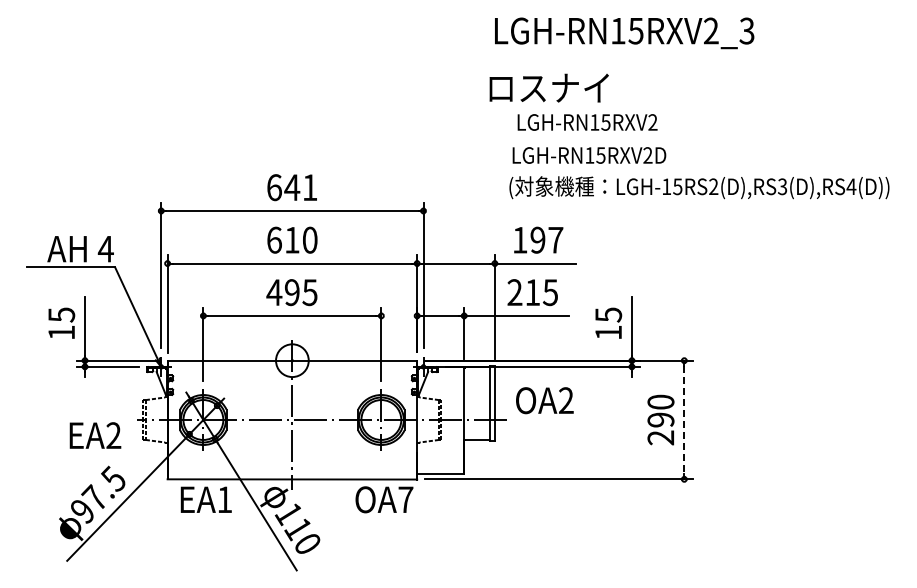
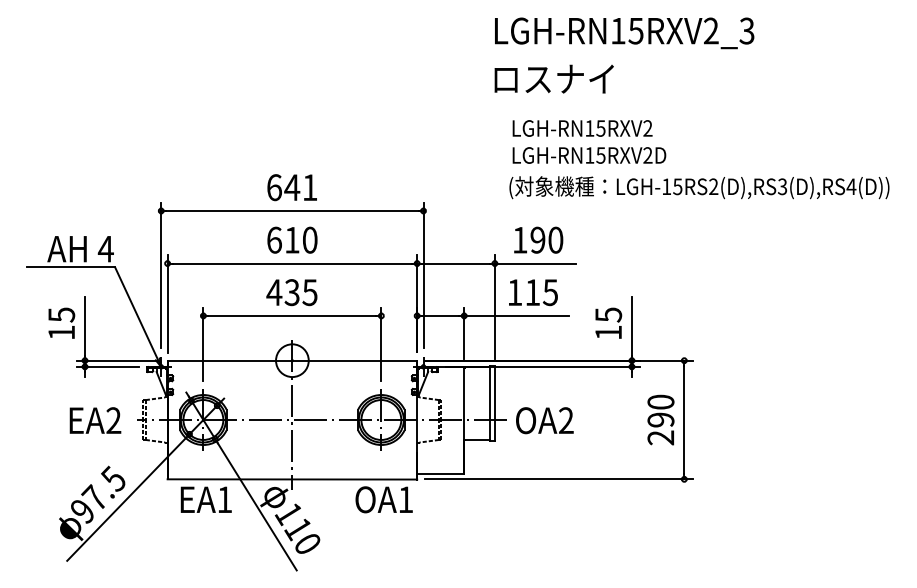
text position: (548, 87) -> (553, 78) (553, 78)
text position: (587, 122) -> (582, 128) (582, 128)
text: 197 -> 190 (555, 239)
text: 495 -> 435 (291, 292)
text: 215 -> 115 (514, 292)
text position: (544, 400) -> (544, 420) (544, 420)
line: dashed -> solid (684, 420)
text position: (95, 435) -> (95, 420) (95, 420)
text: OA7 -> OA1 (405, 499)
